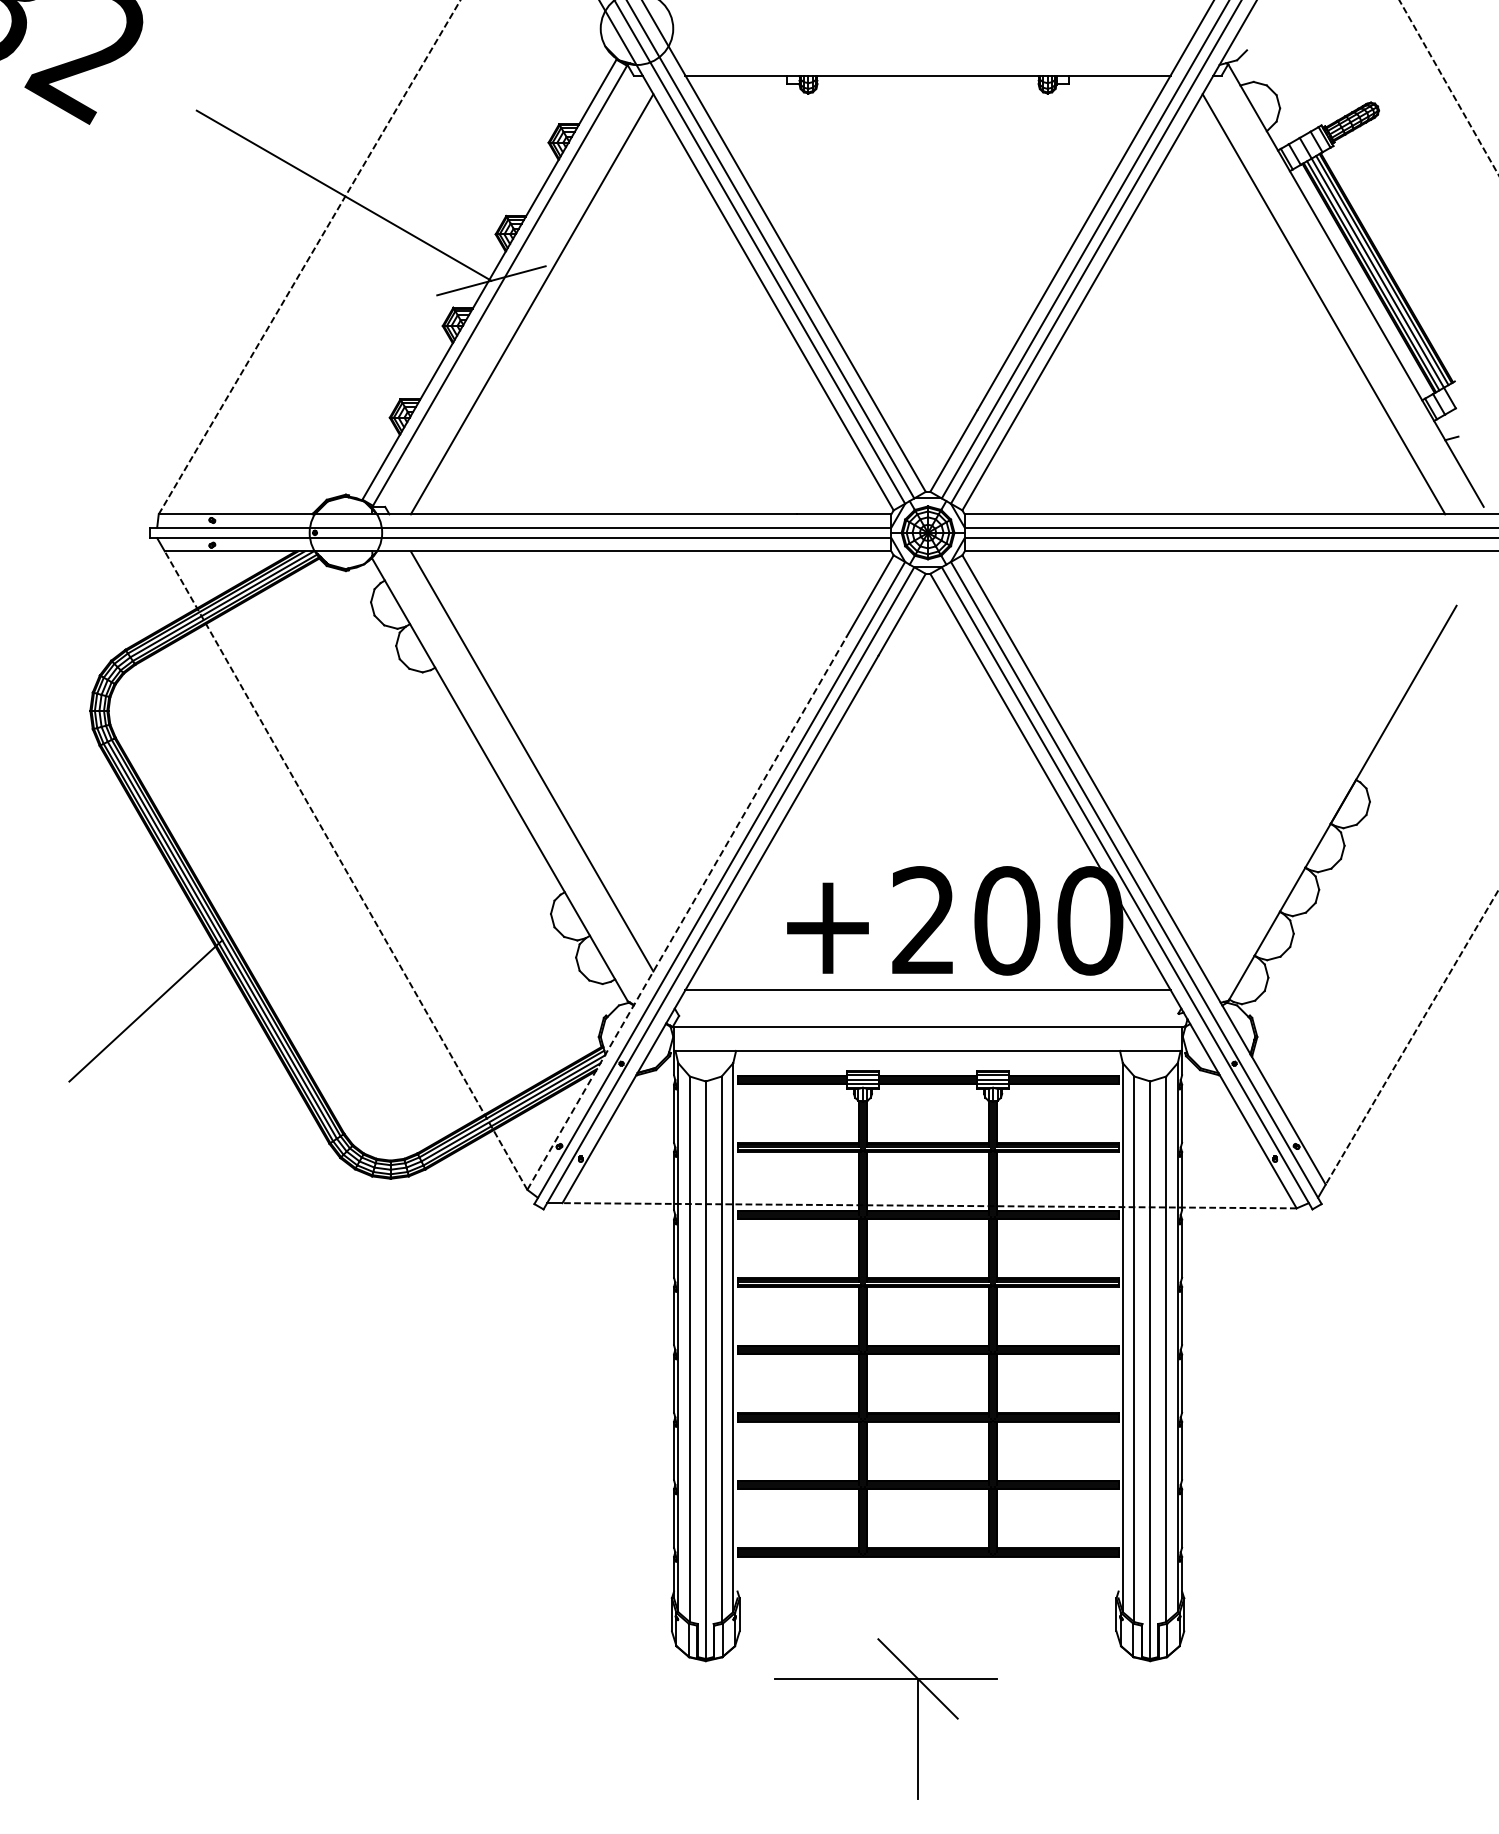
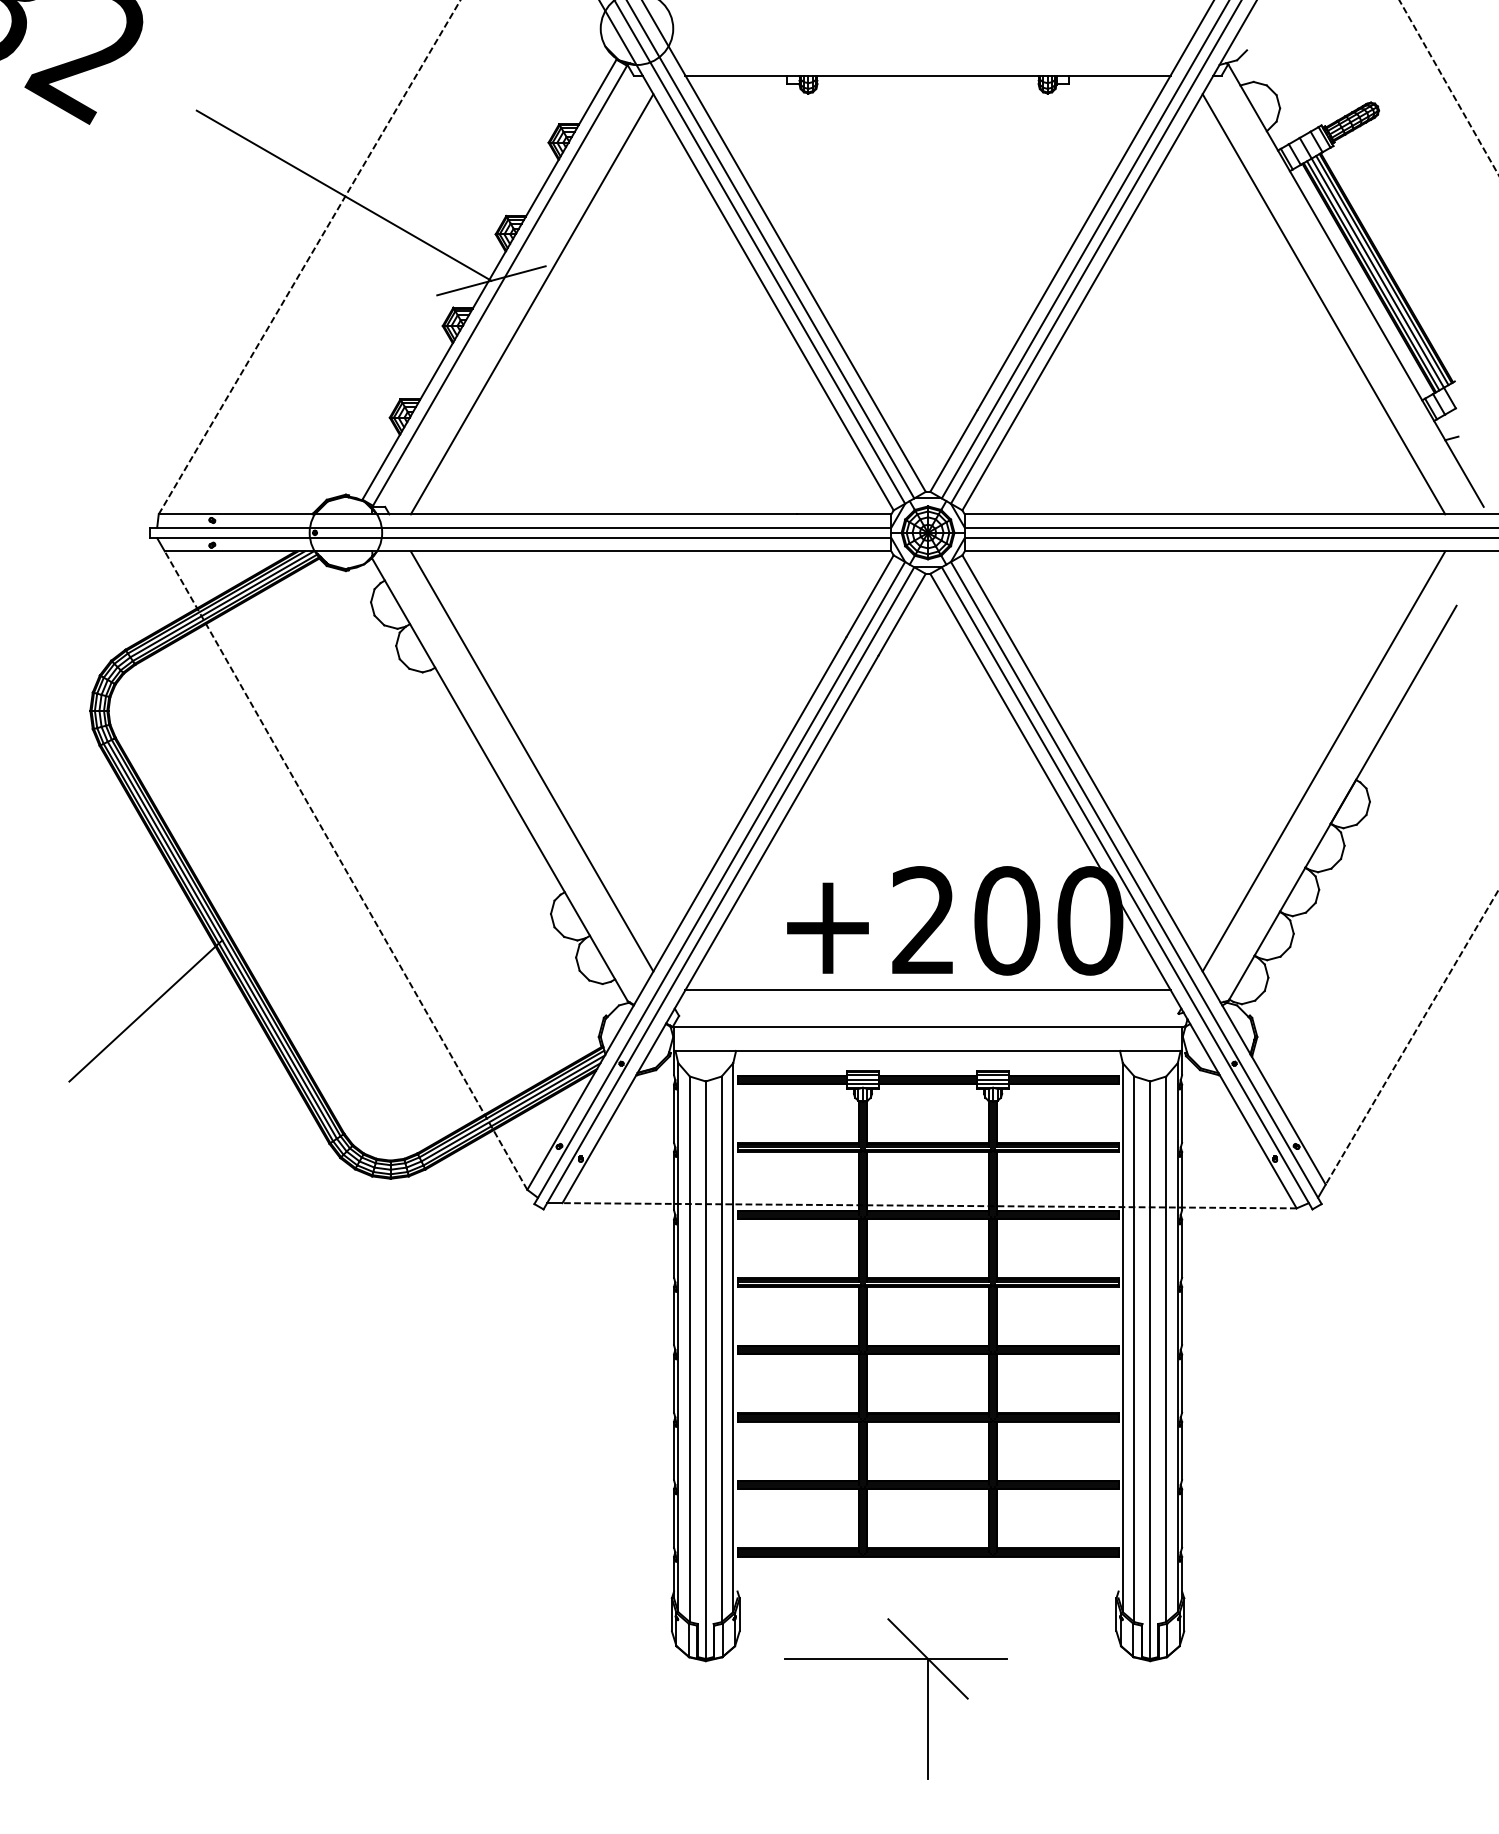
line: none -> present (1323, 761)
line: dashed -> solid (687, 913)
part position: (917, 1718) -> (927, 1698) (927, 1698)
